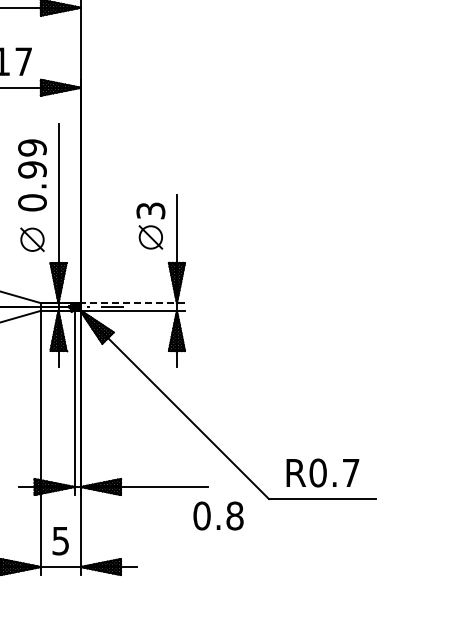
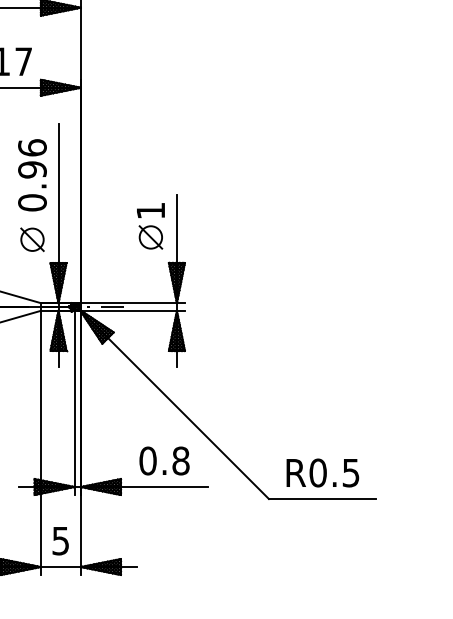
text: 0.99 -> 0.96 (32, 147)
text: 3 -> 1 (150, 210)
line: dashed -> solid (130, 302)
text: R0.7 -> R0.5 (350, 473)
text position: (218, 515) -> (164, 460) (164, 460)
